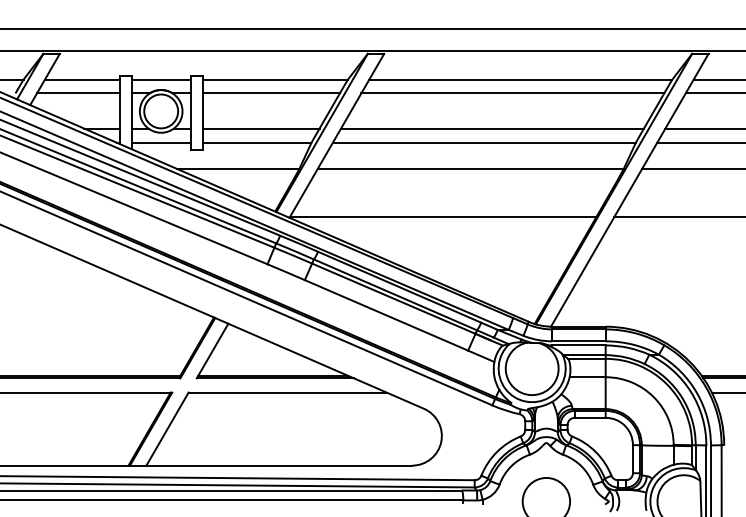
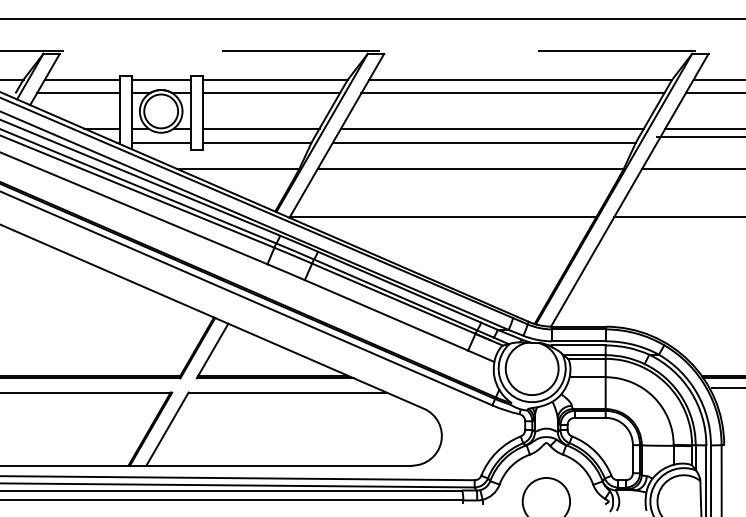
line position: (372, 28) -> (372, 18) (372, 18)
line: solid -> dashed (373, 51)
line position: (699, 142) -> (699, 136) (699, 136)
line position: (726, 392) -> (726, 387) (726, 387)
